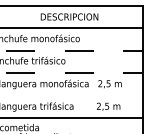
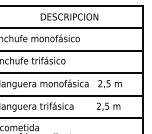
line: dashed -> solid (72, 50)
line: dashed -> solid (72, 73)
line: none -> present (72, 95)
